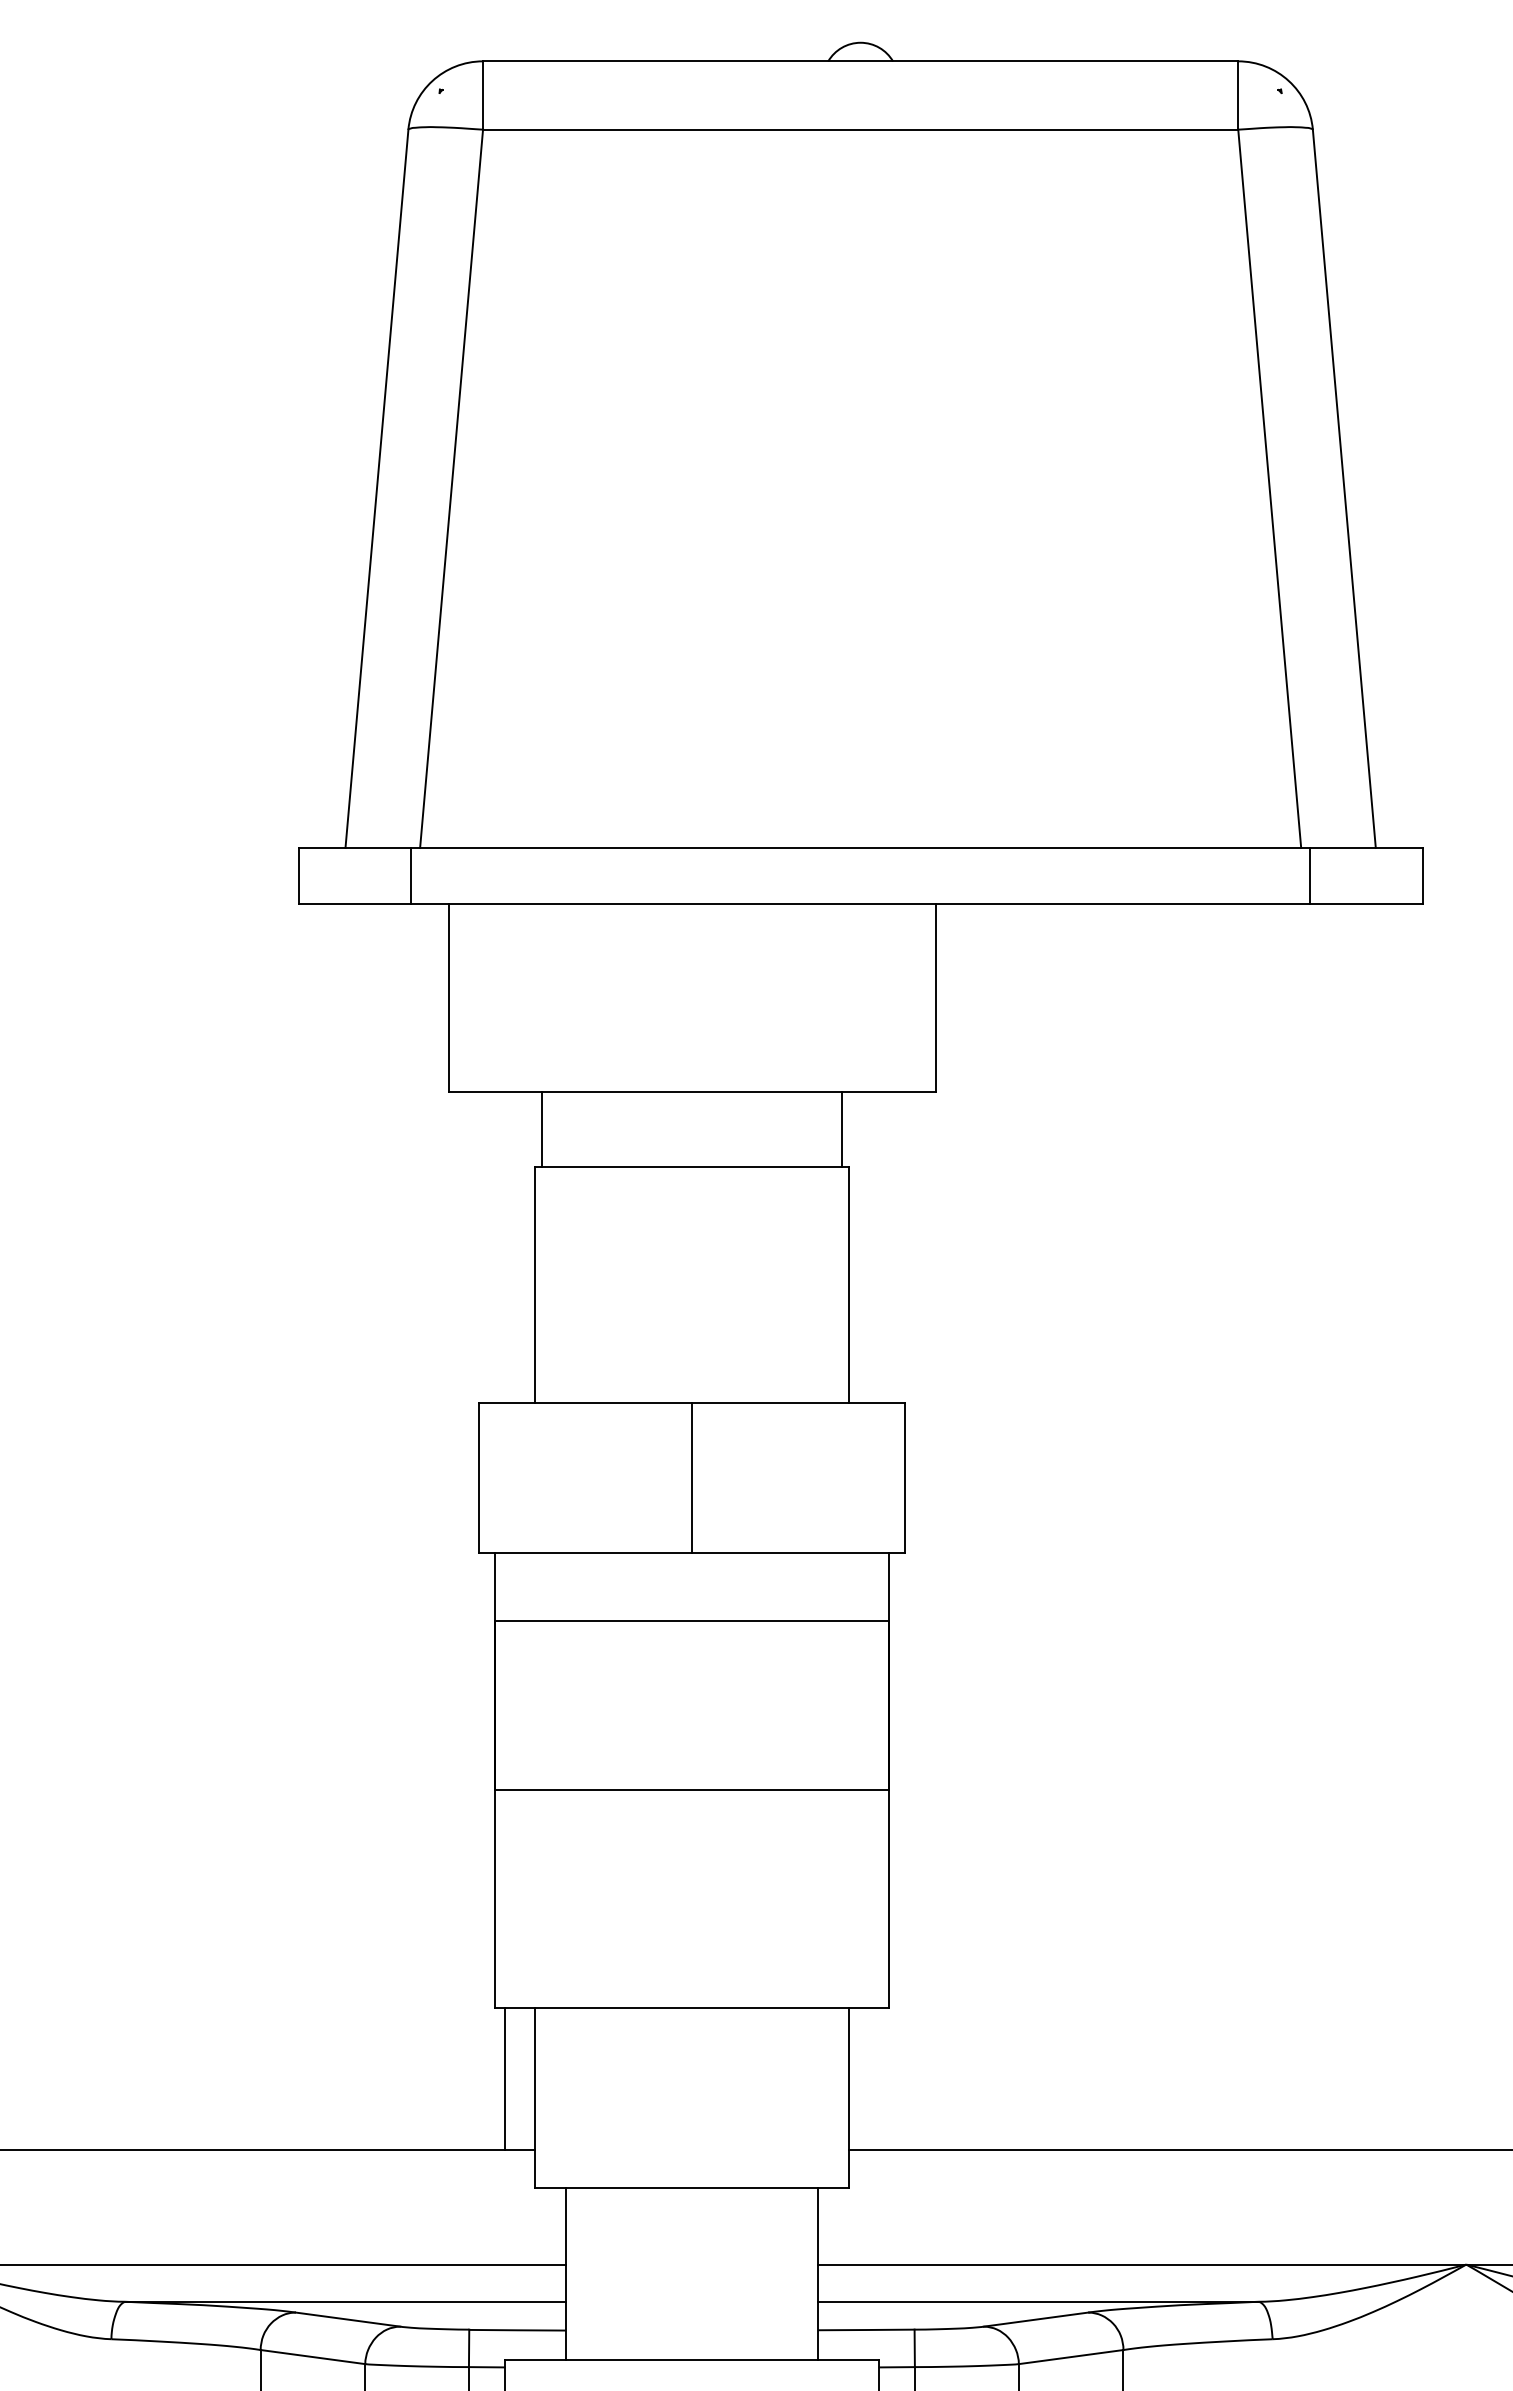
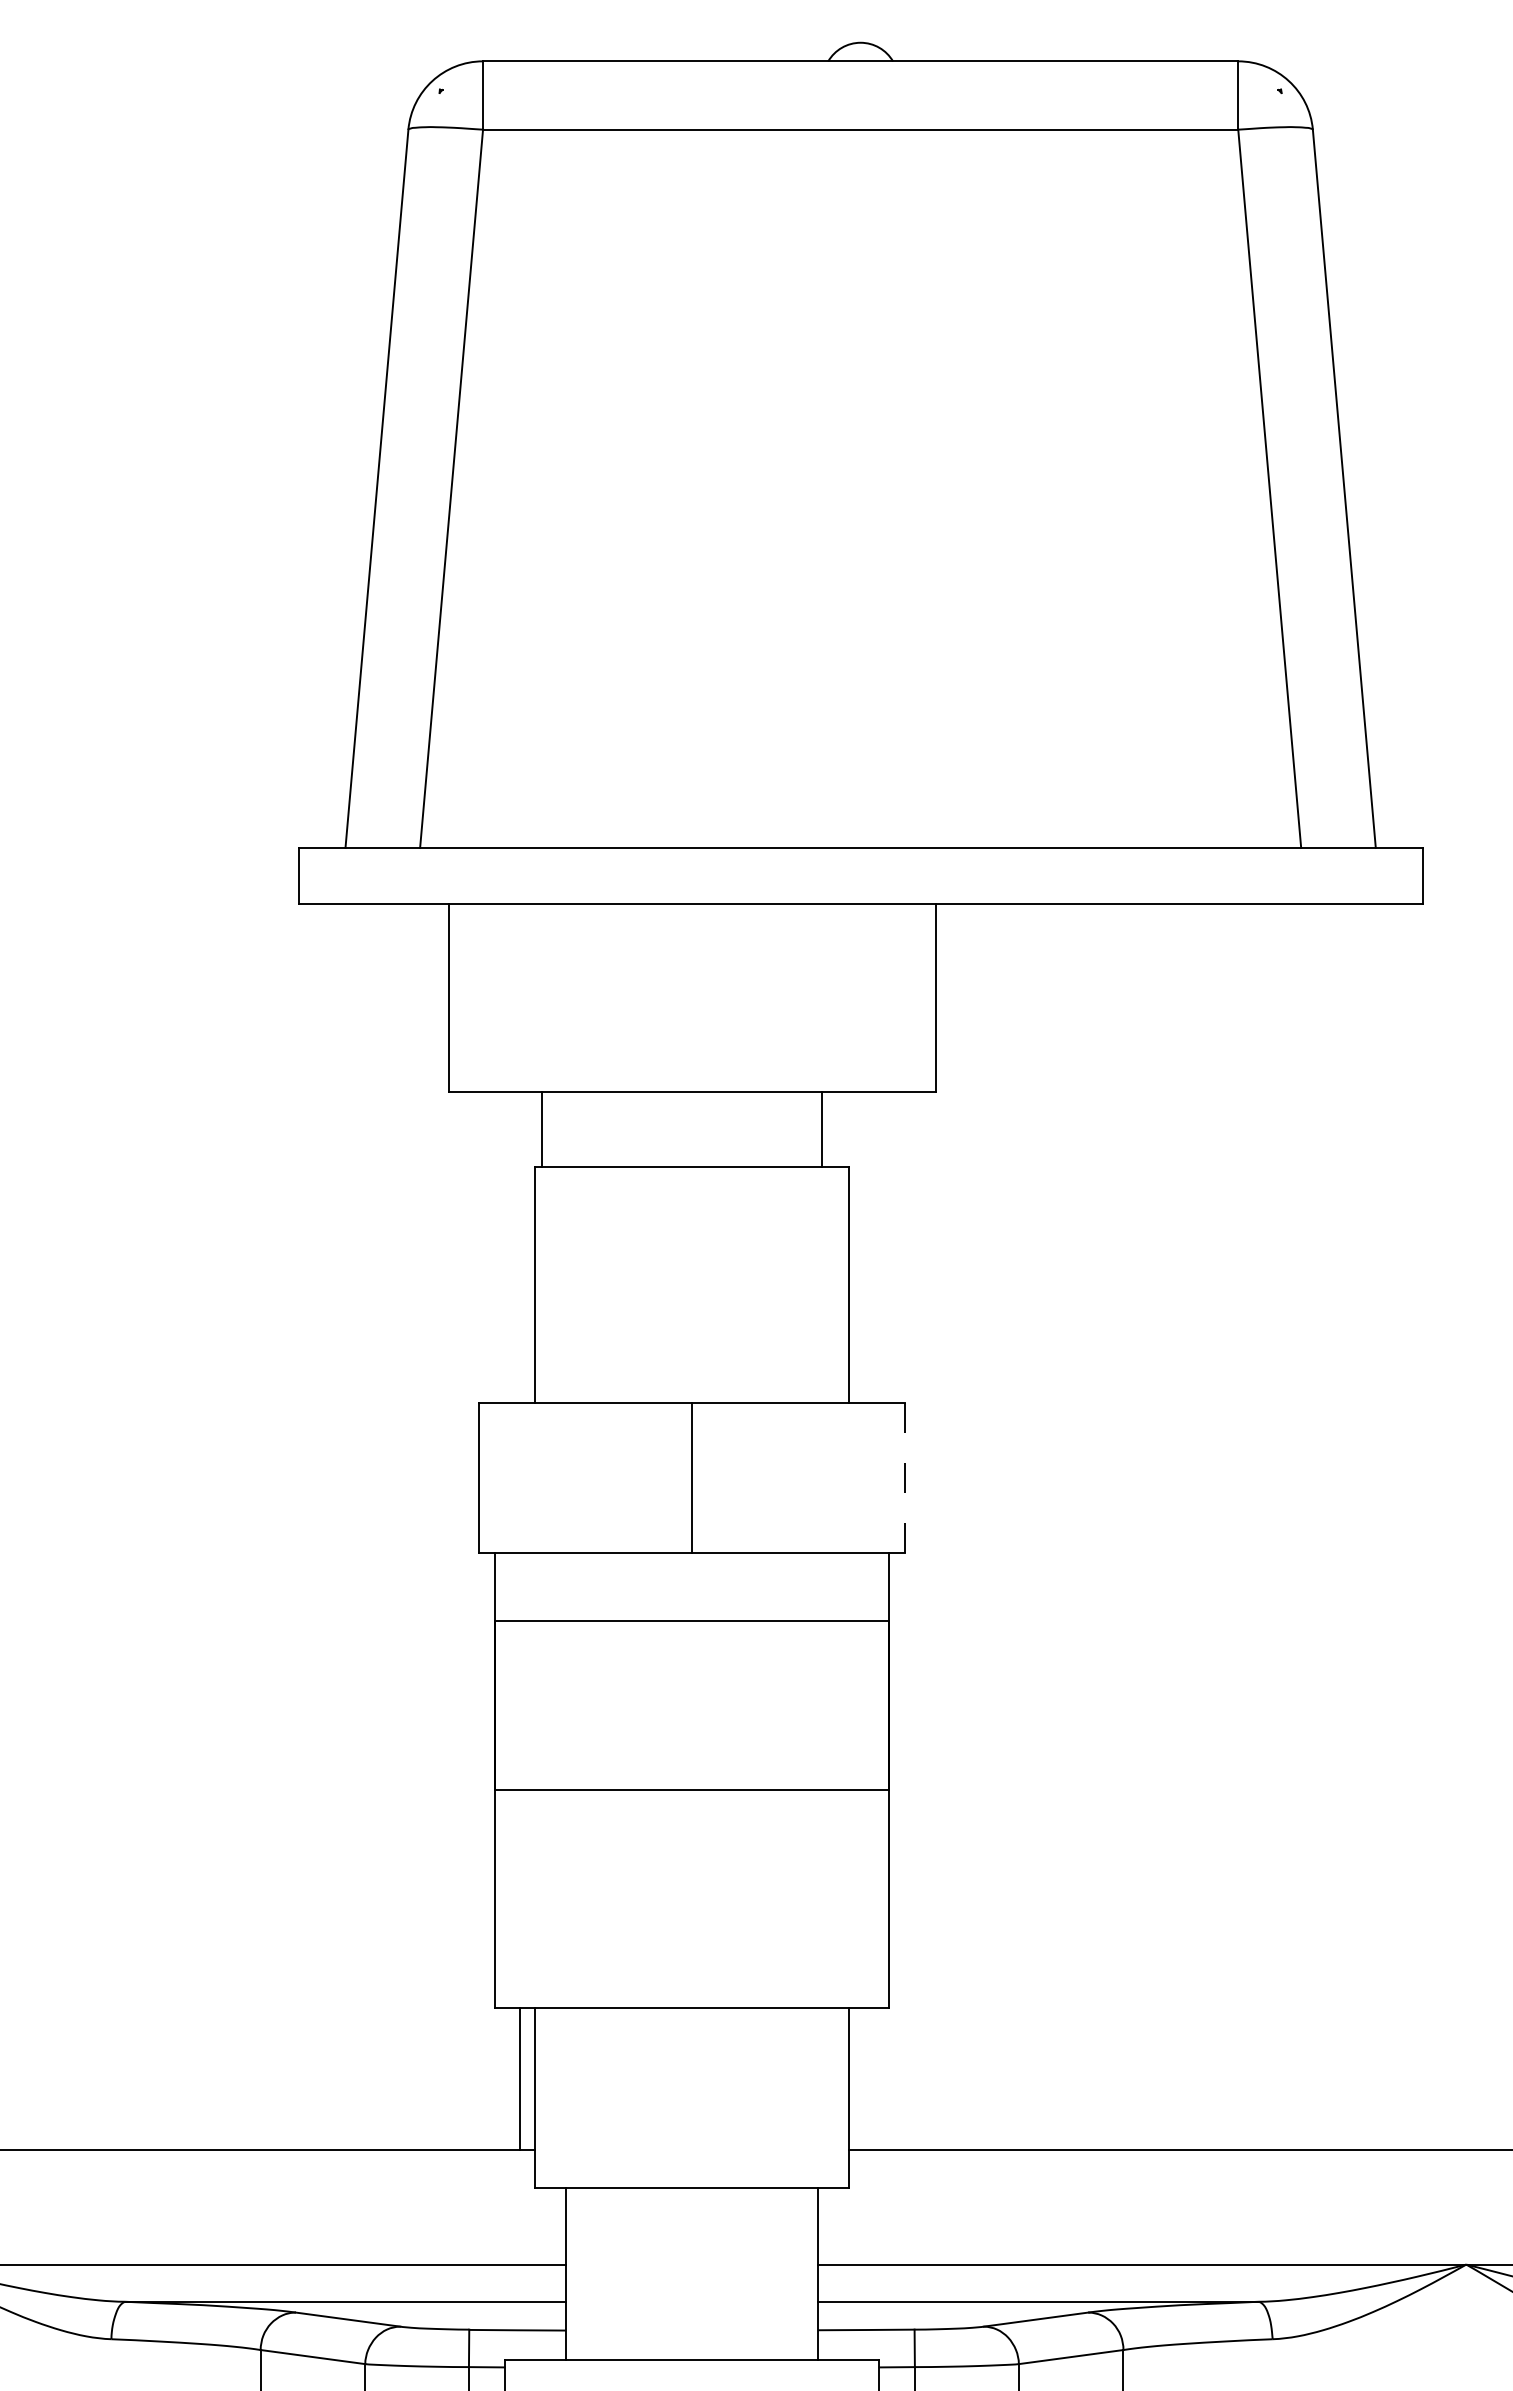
line: present -> none (411, 876)
line: present -> none (1310, 876)
line position: (841, 1128) -> (821, 1128) (821, 1128)
line: solid -> dashed (904, 1478)
line position: (504, 2078) -> (519, 2078) (519, 2078)
